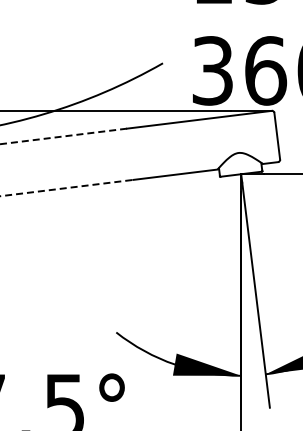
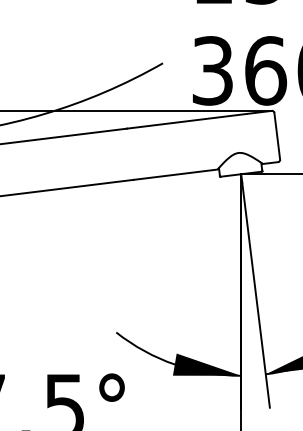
line: dashed -> solid (63, 136)
line: dashed -> solid (67, 188)
